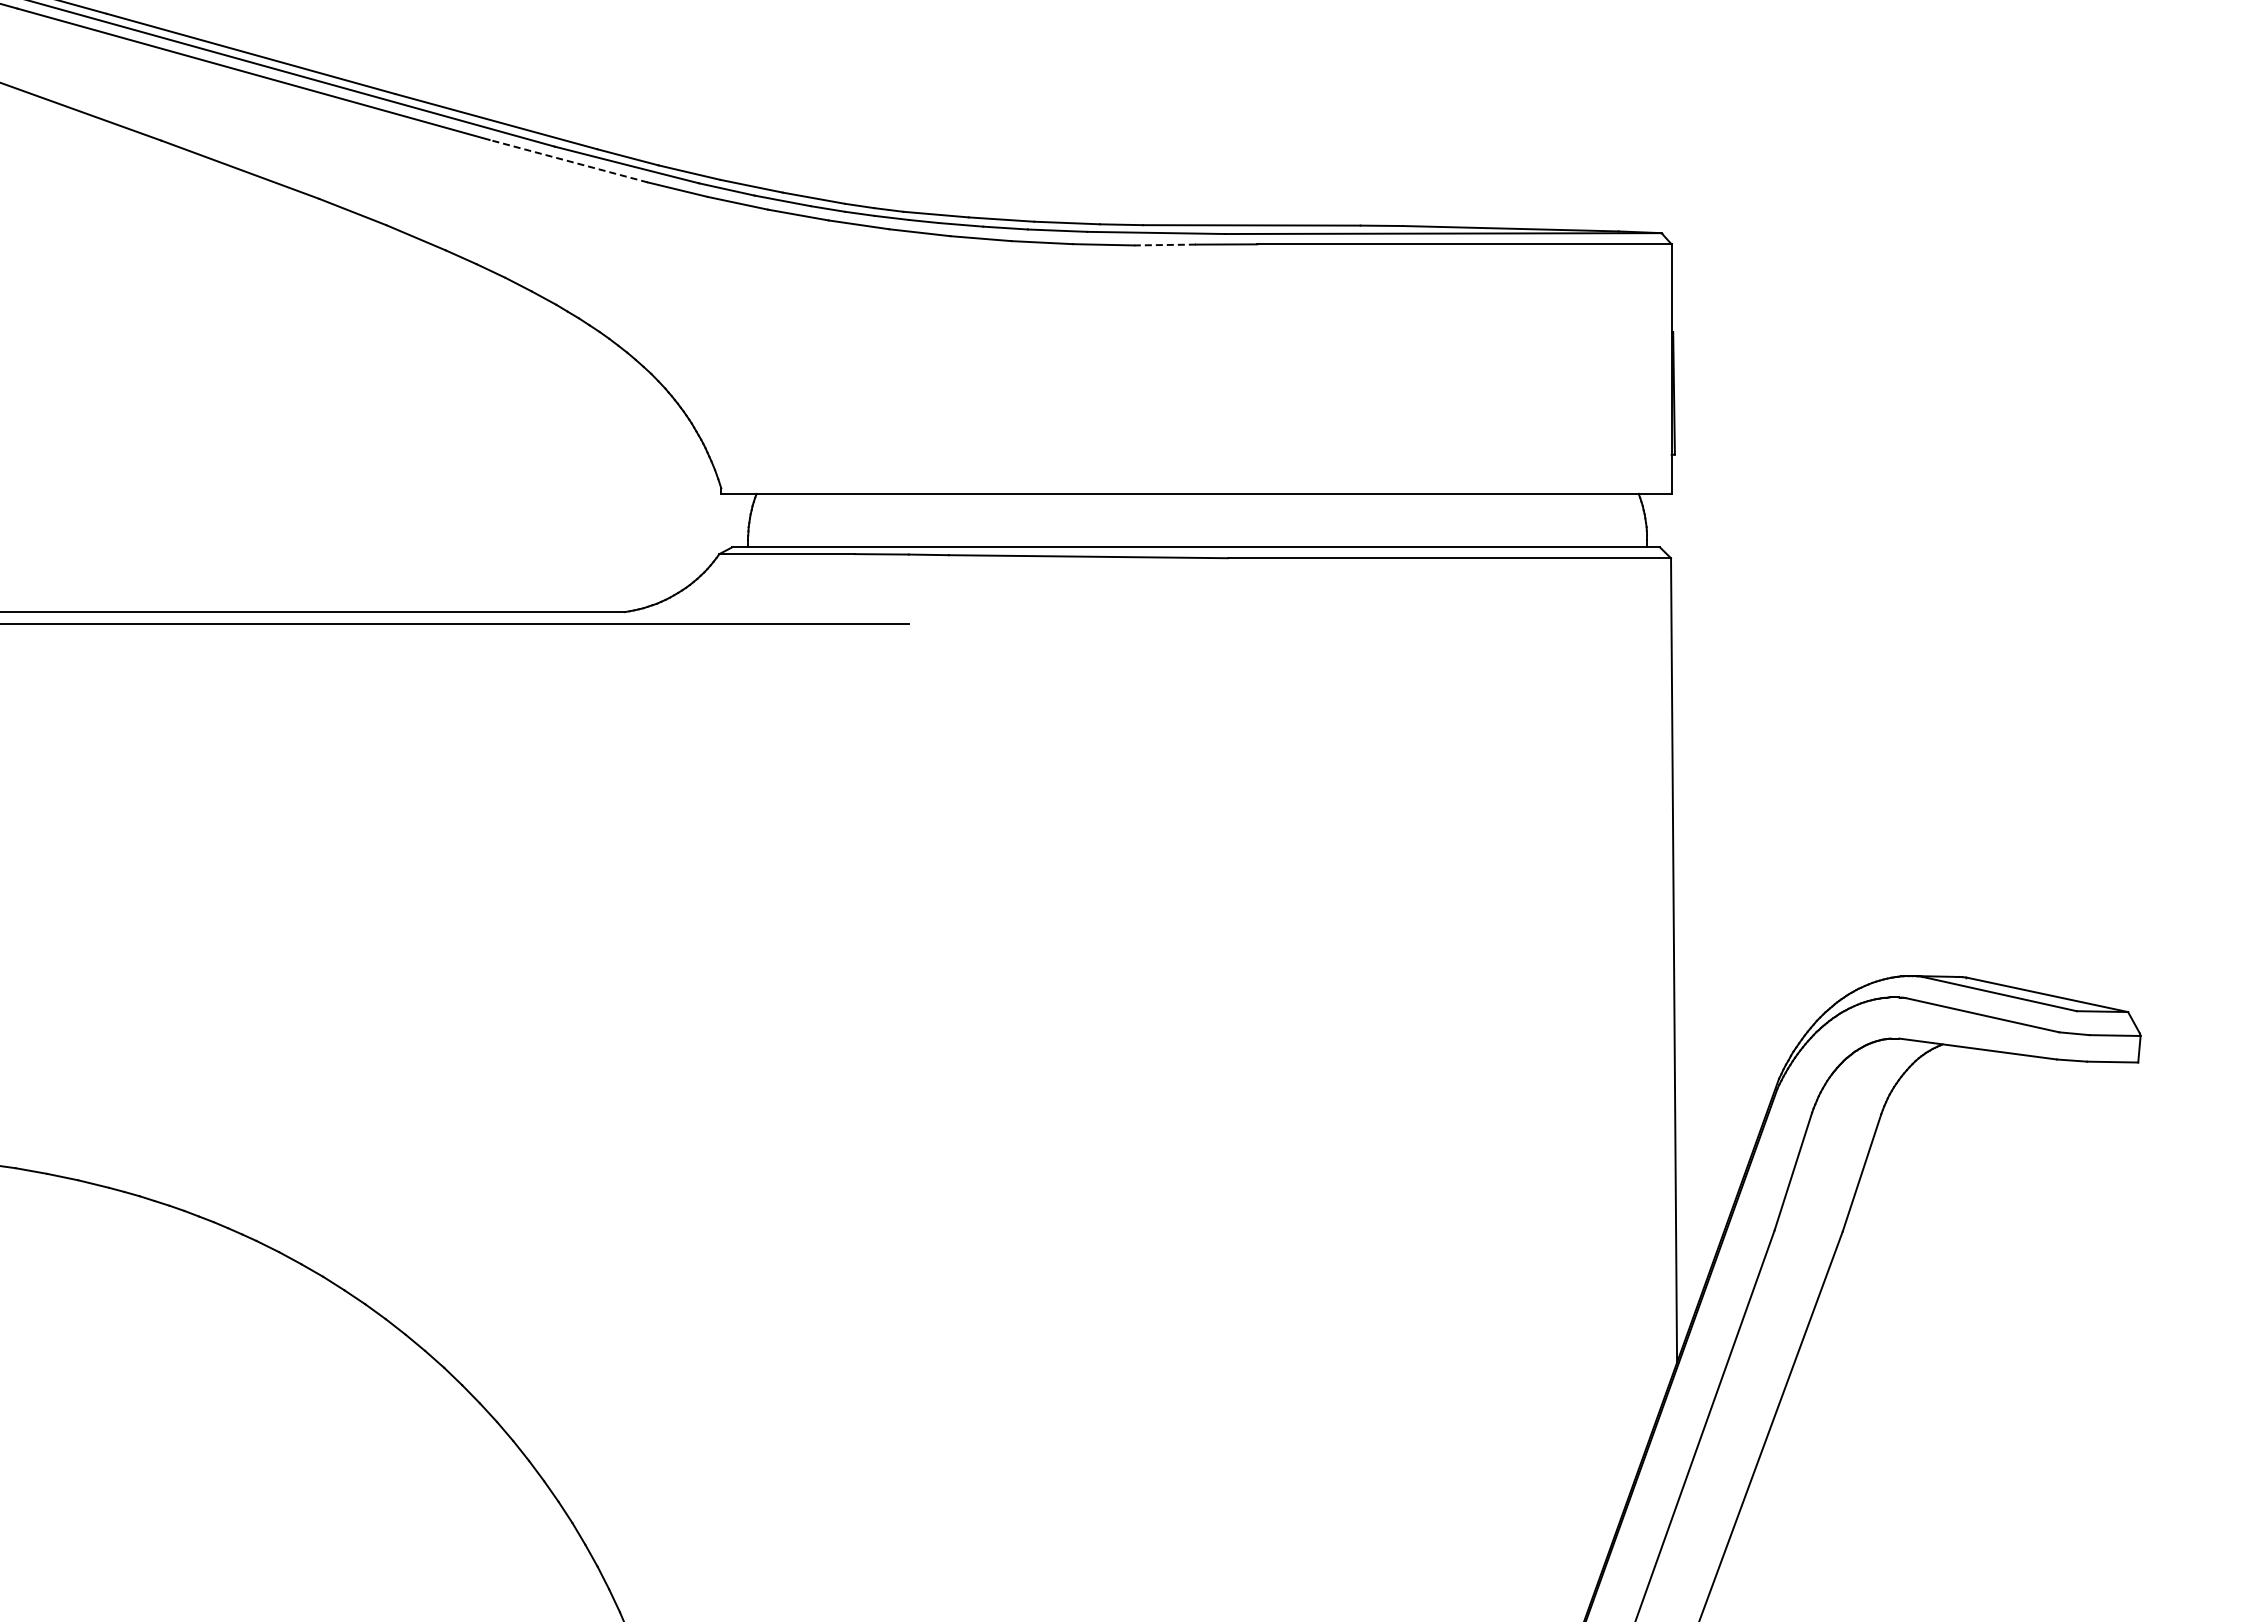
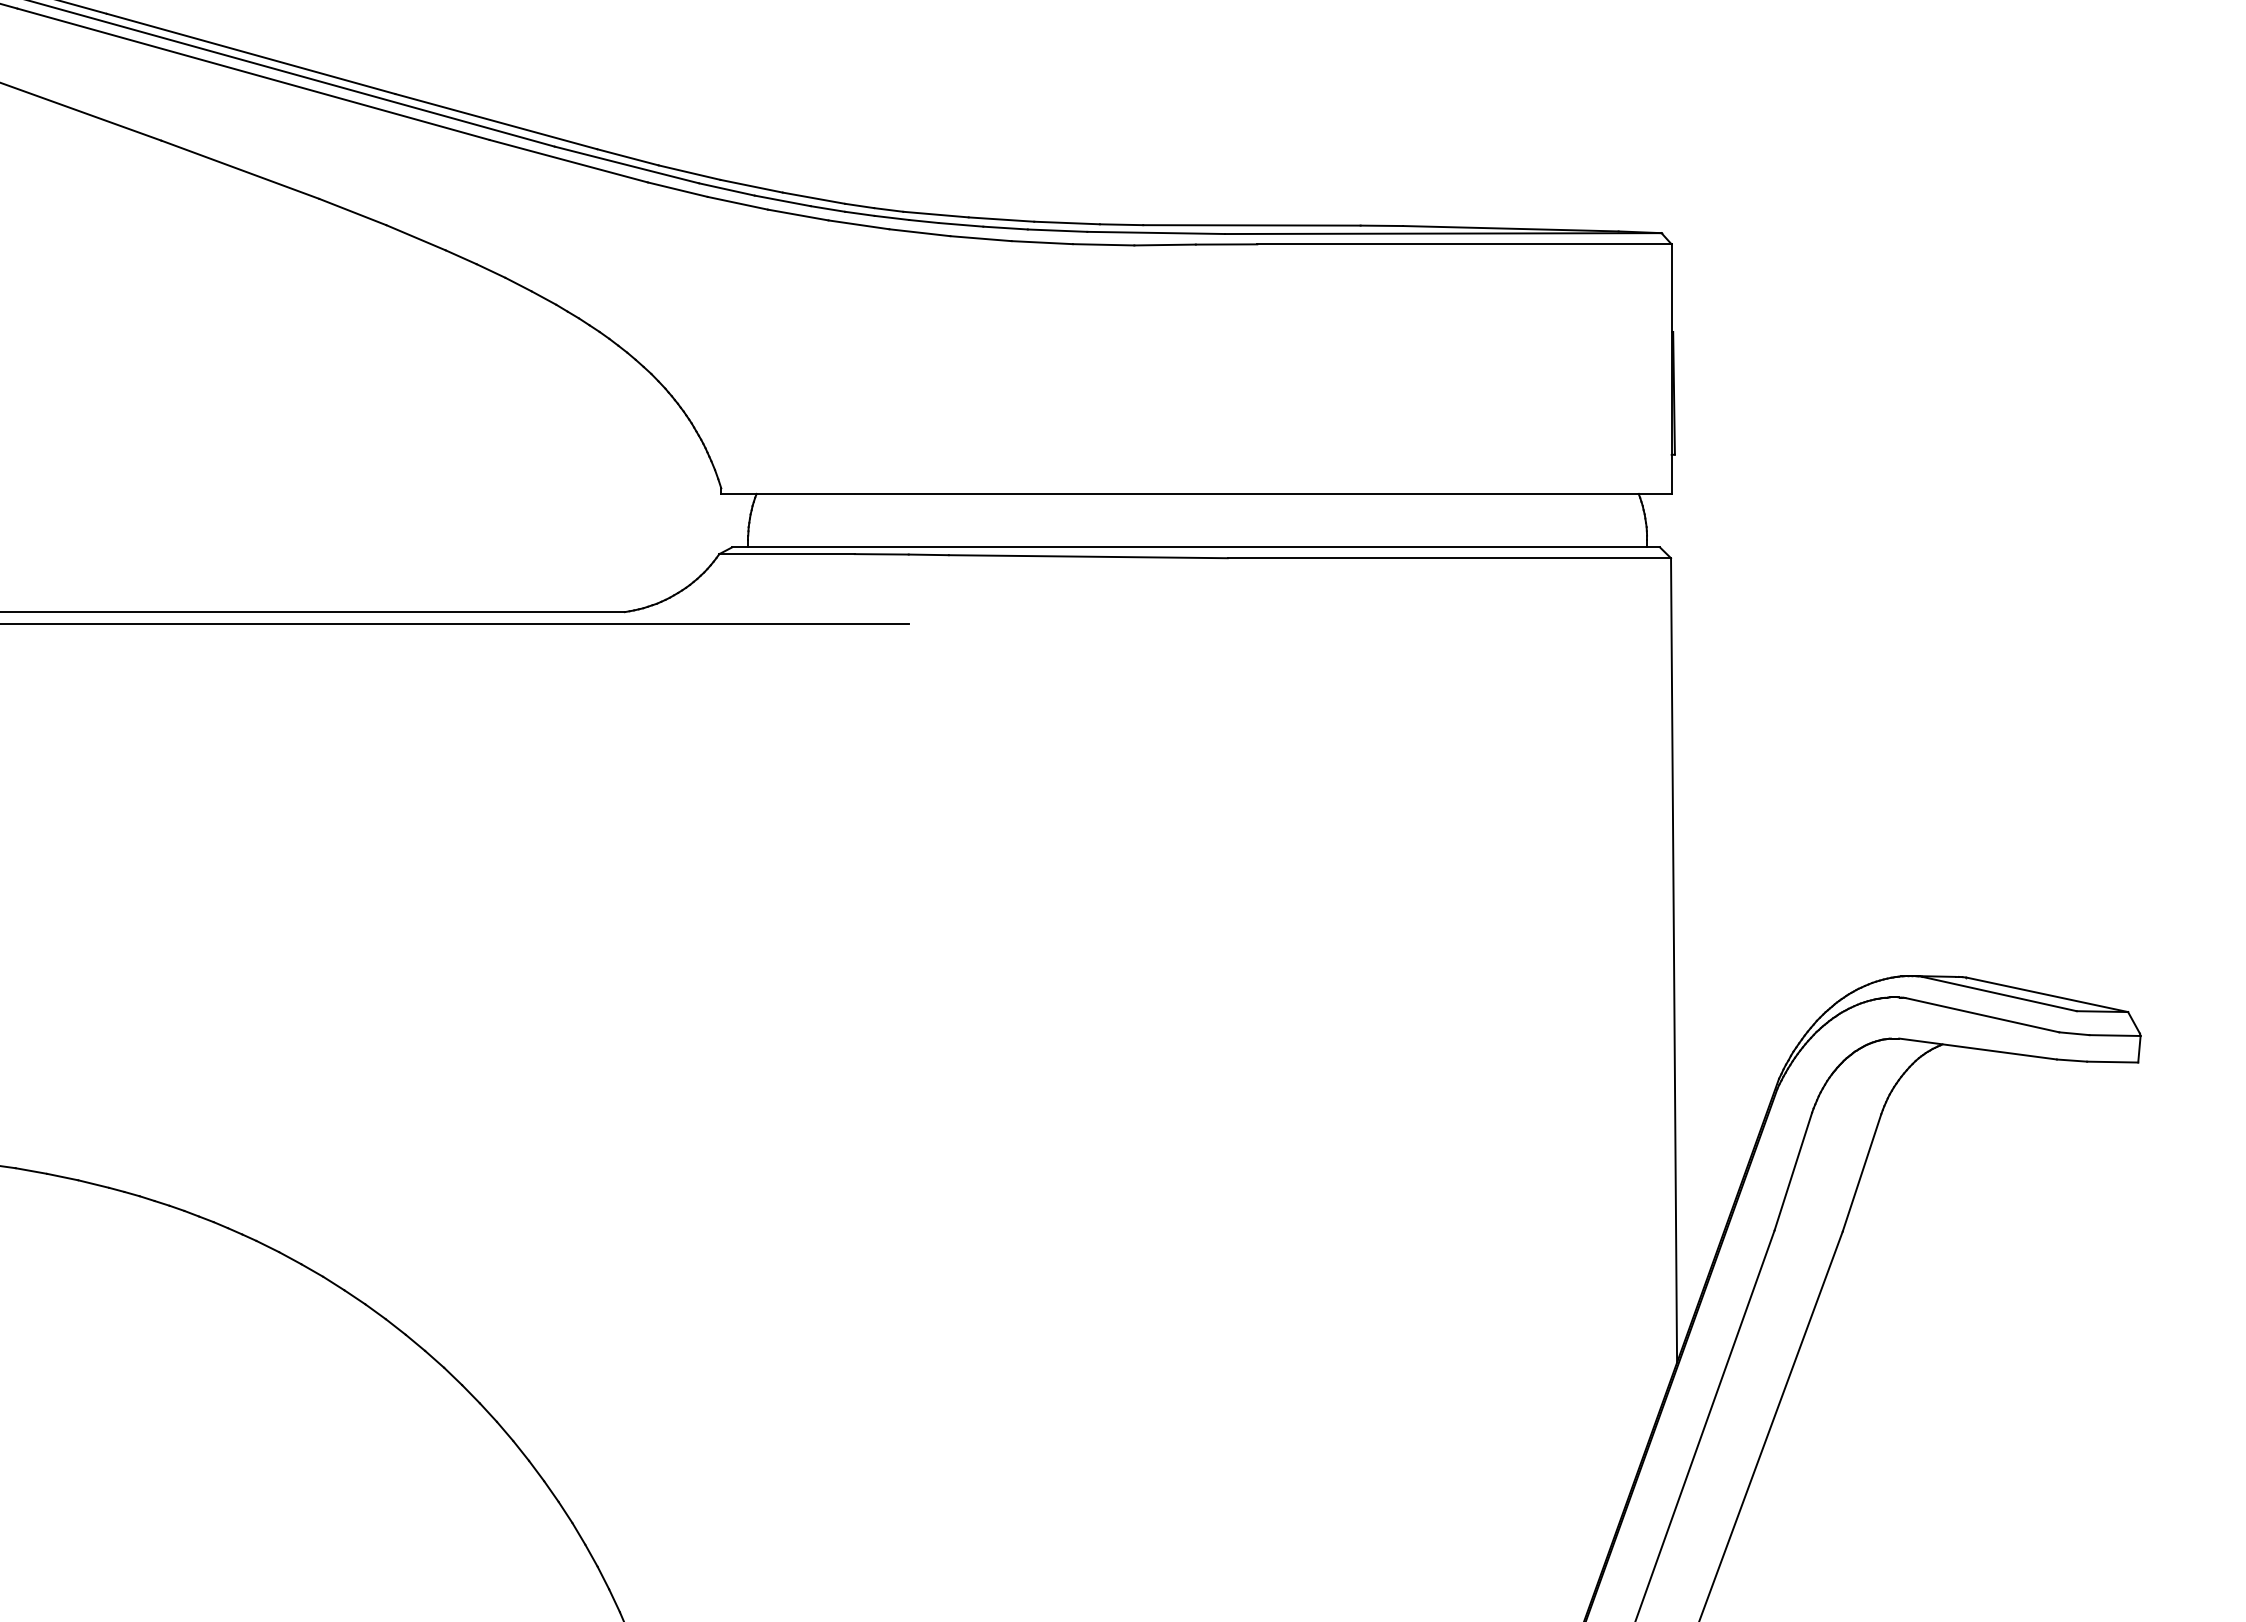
line: dashed -> solid (568, 161)
line: dashed -> solid (1165, 245)
